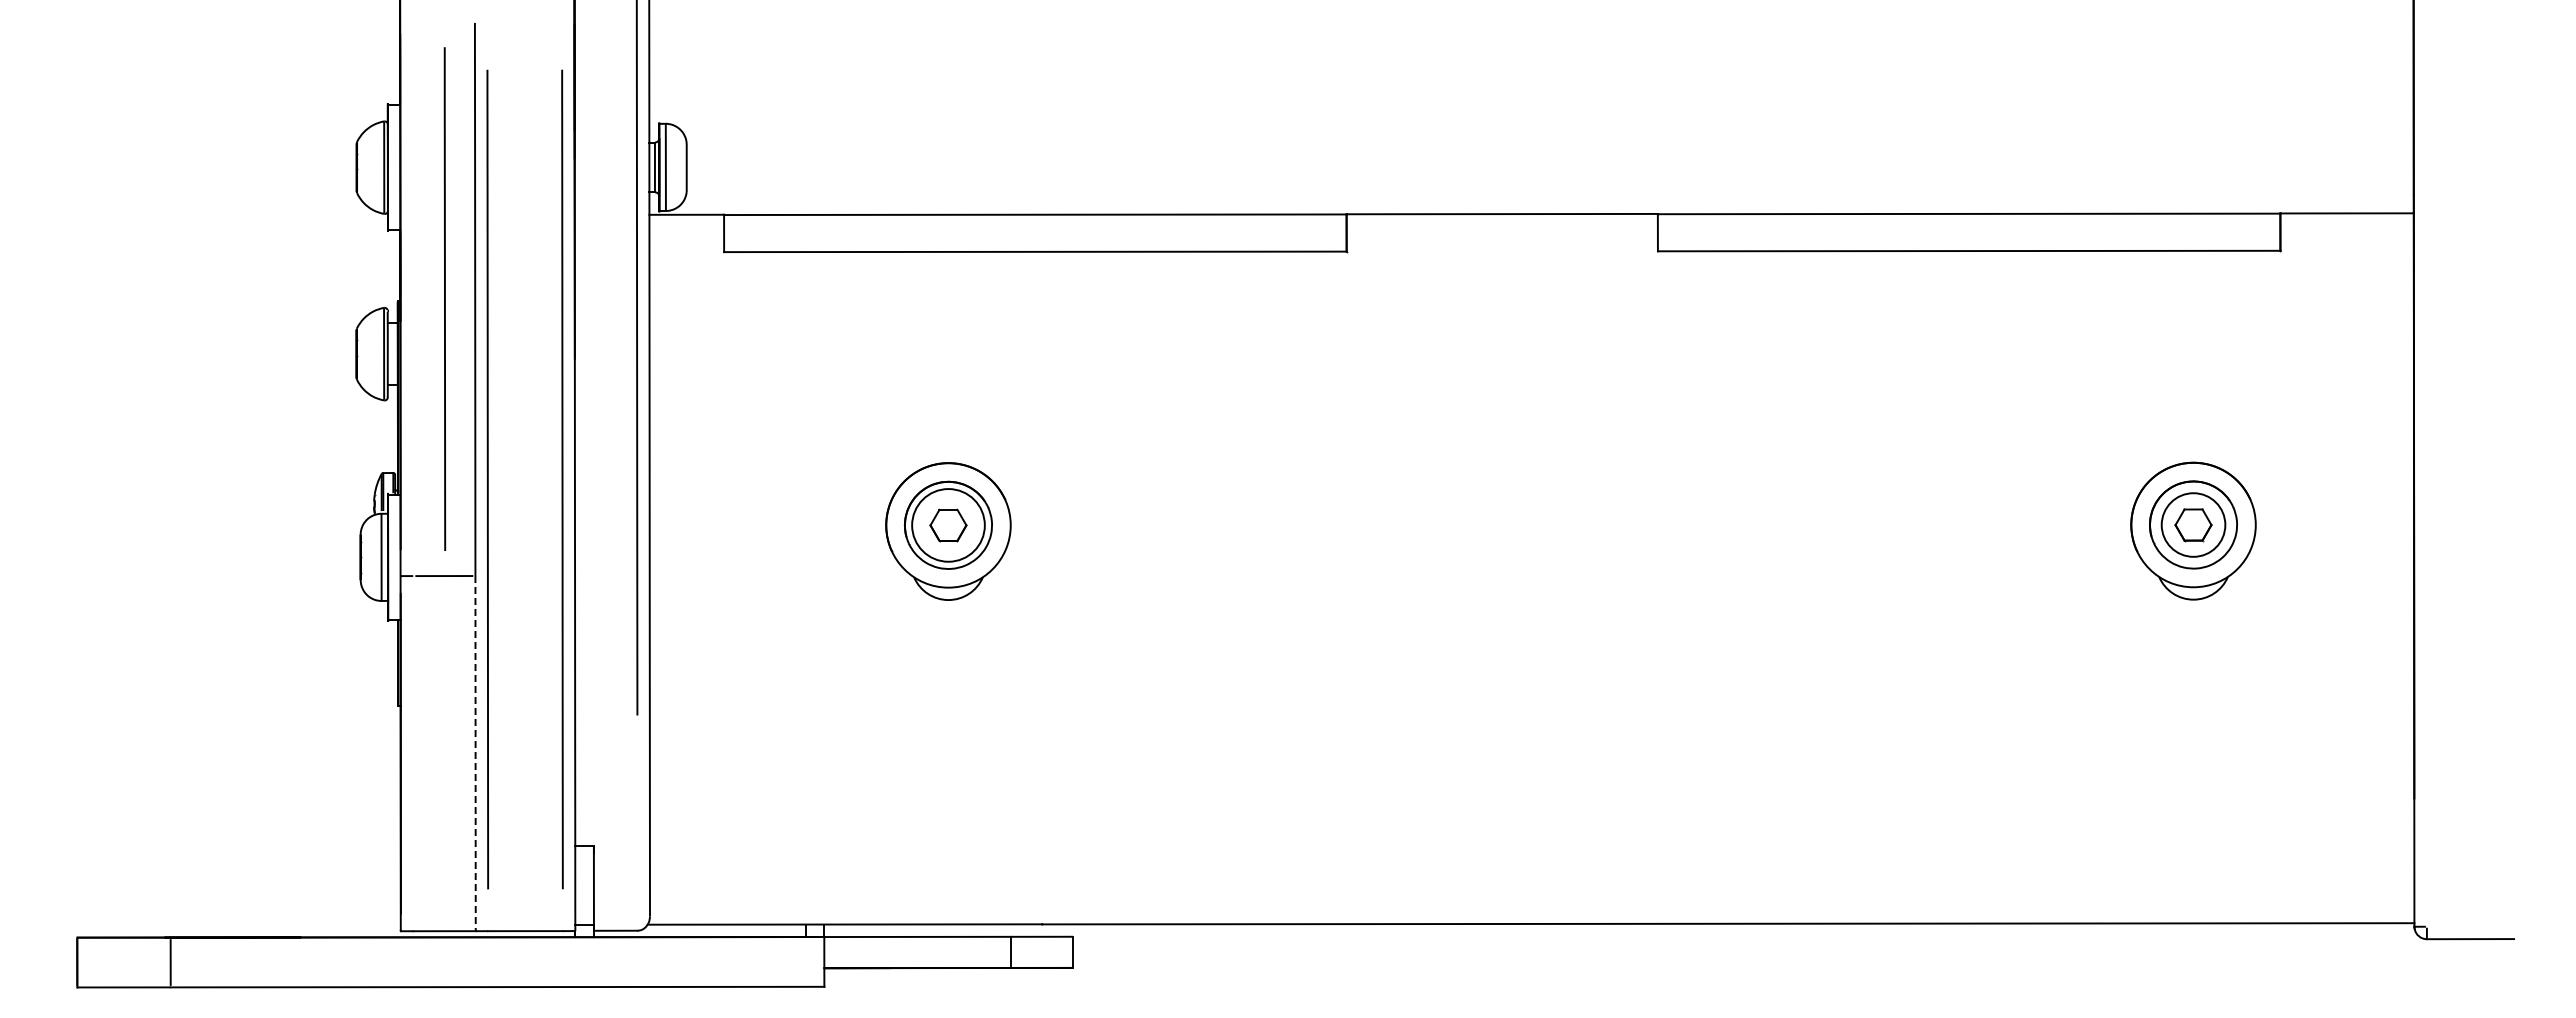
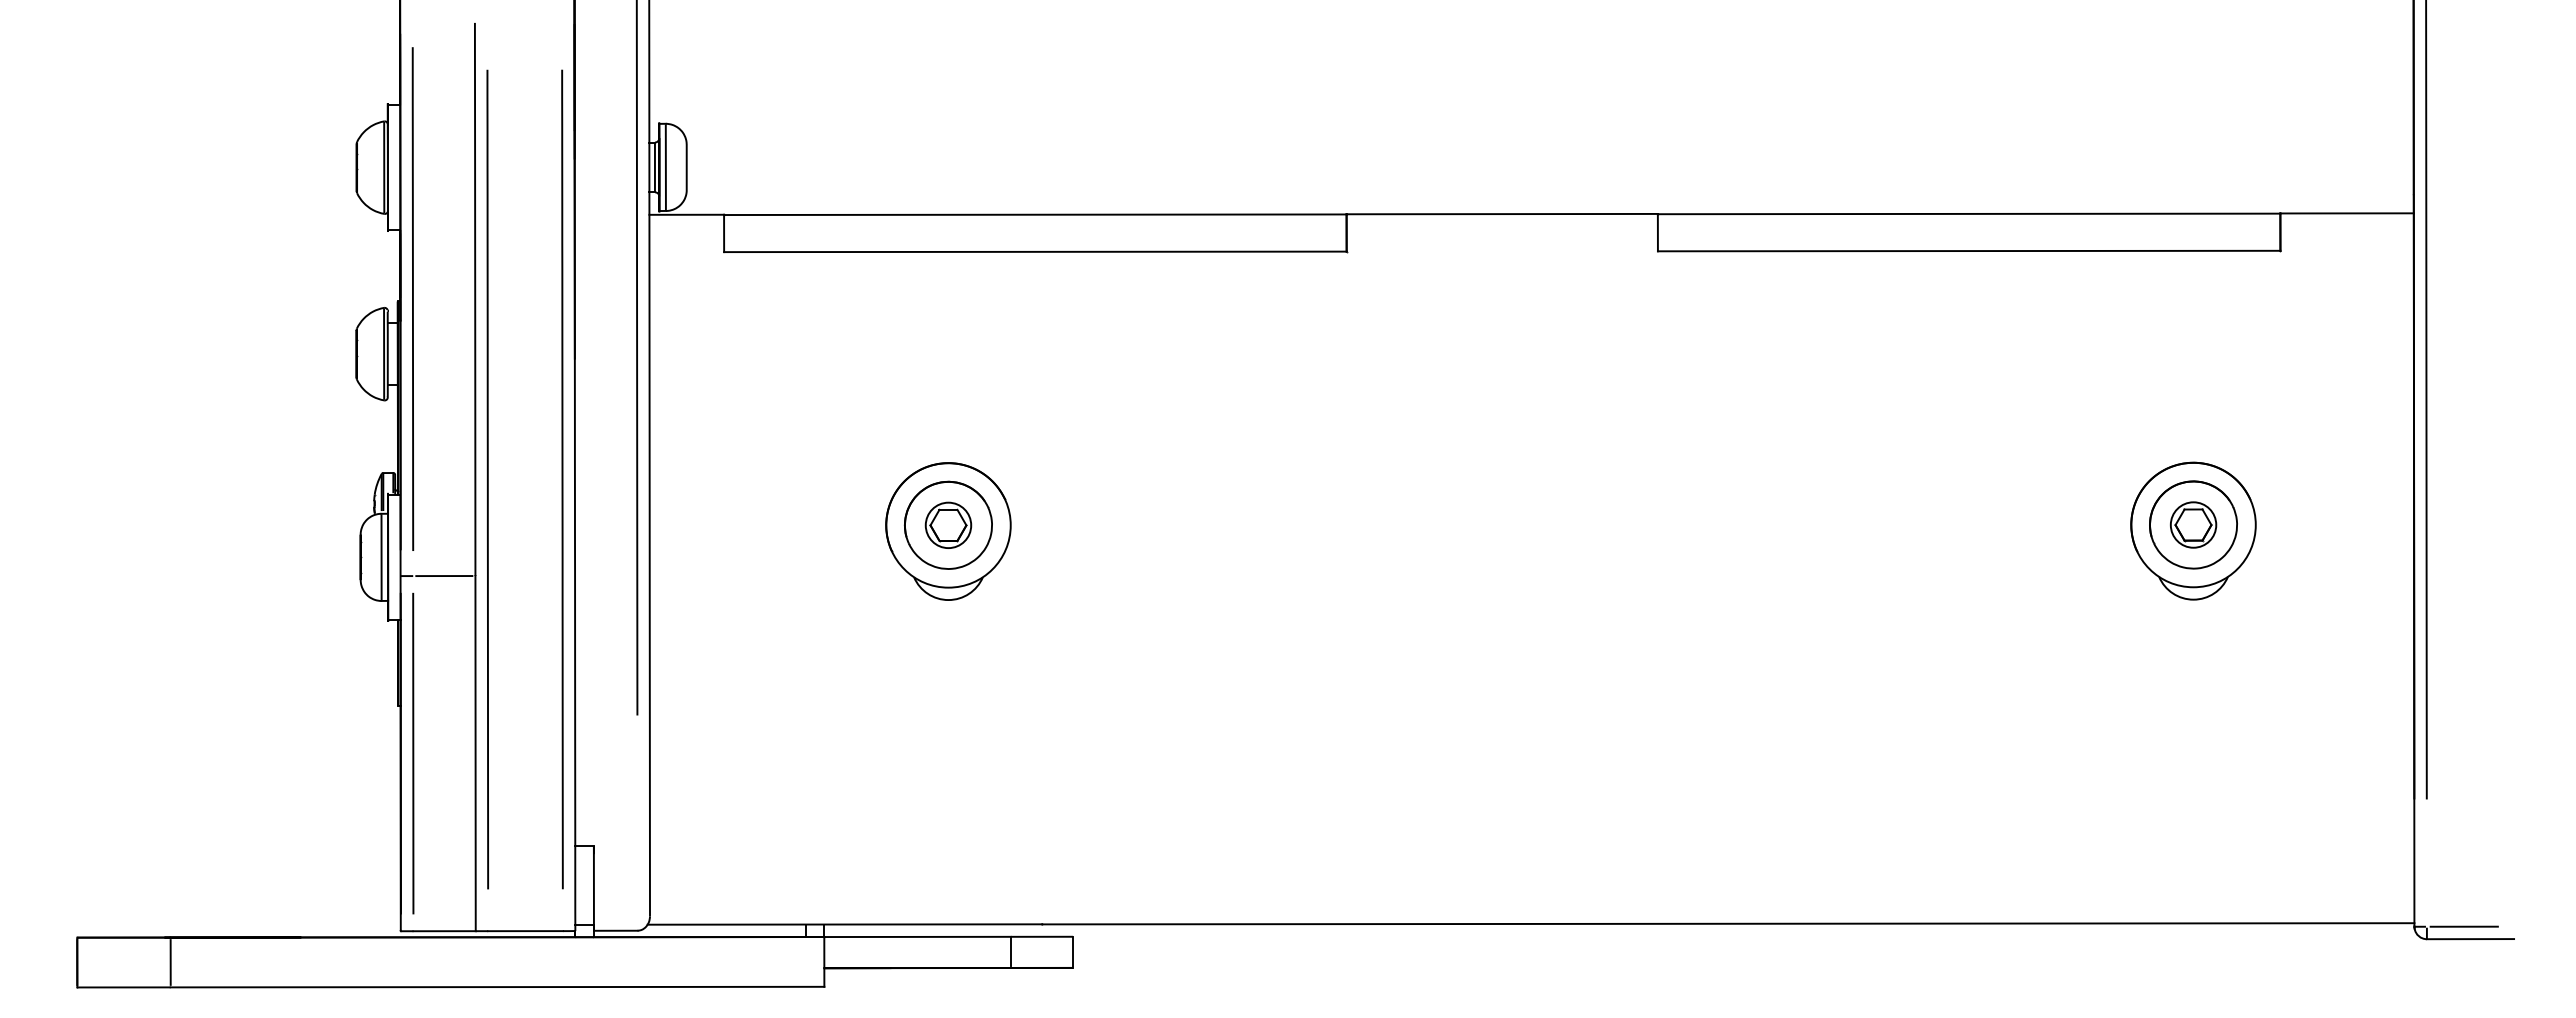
line position: (444, 298) -> (412, 298) (412, 298)
line: none -> present (2426, 400)
circle diameter: 64 px -> 45 px (2193, 524)
circle diameter: 73 px -> 45 px (948, 525)
line: none -> present (413, 753)
line: dashed -> solid (475, 753)
line: none -> present (2463, 926)
